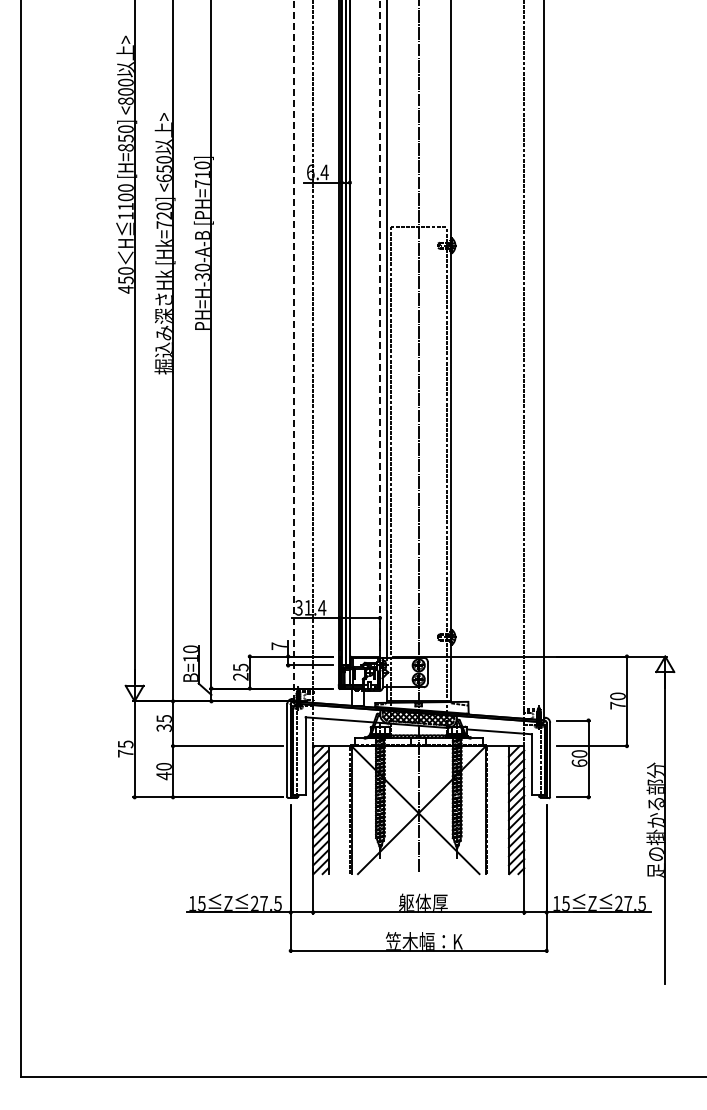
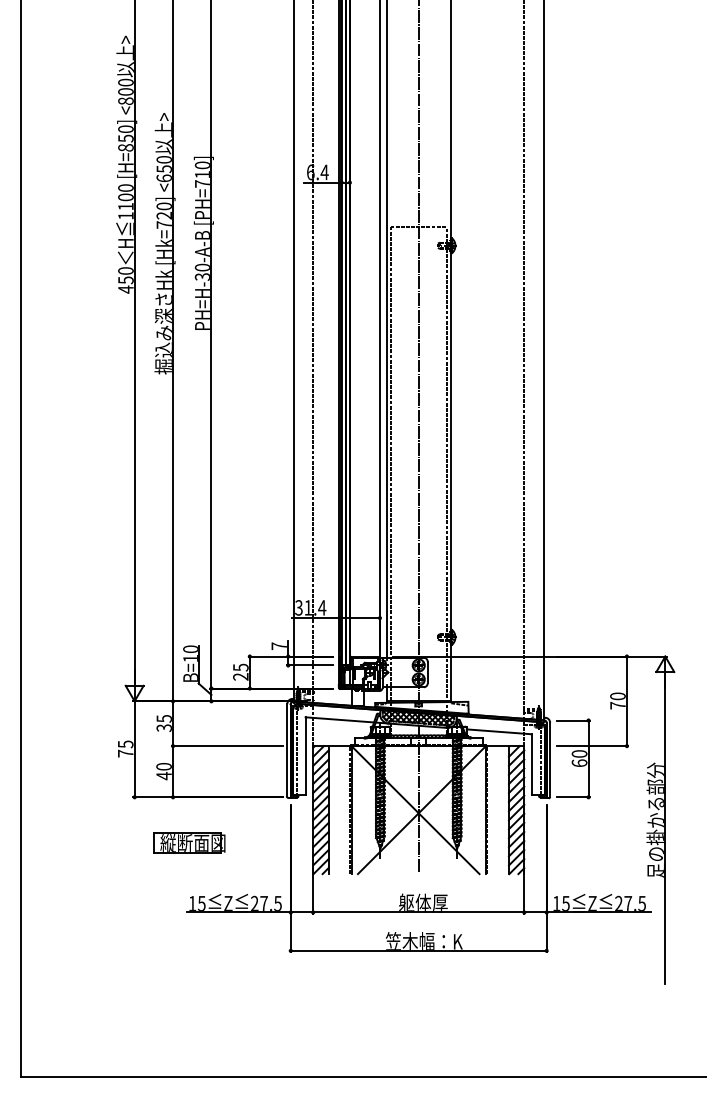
line: dashed -> solid (380, 329)
line: dashed -> solid (293, 350)
part: none -> present (189, 842)
